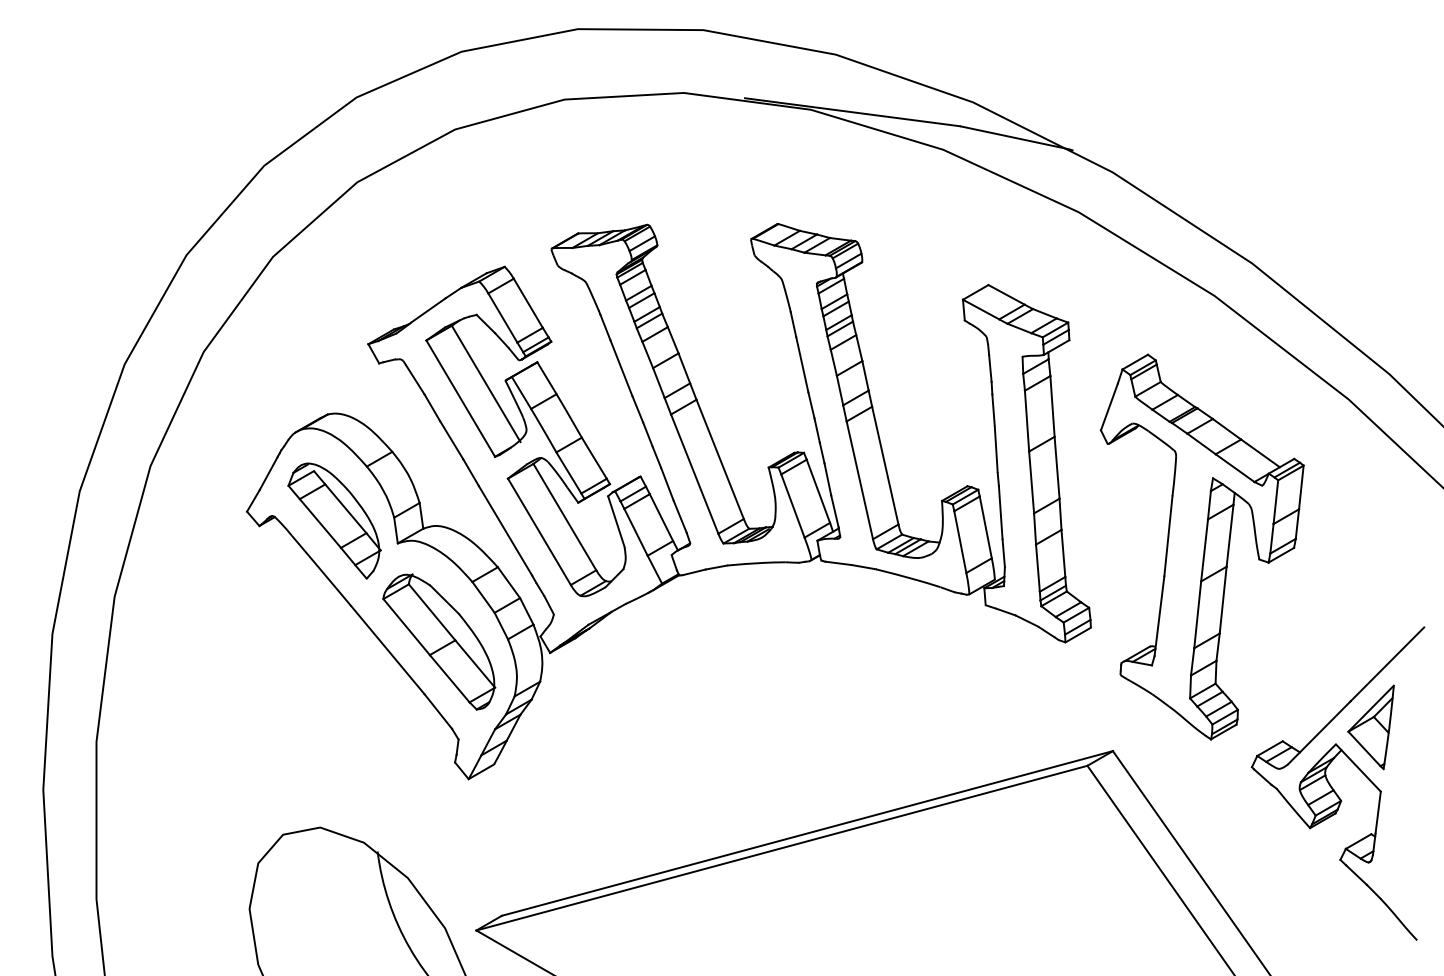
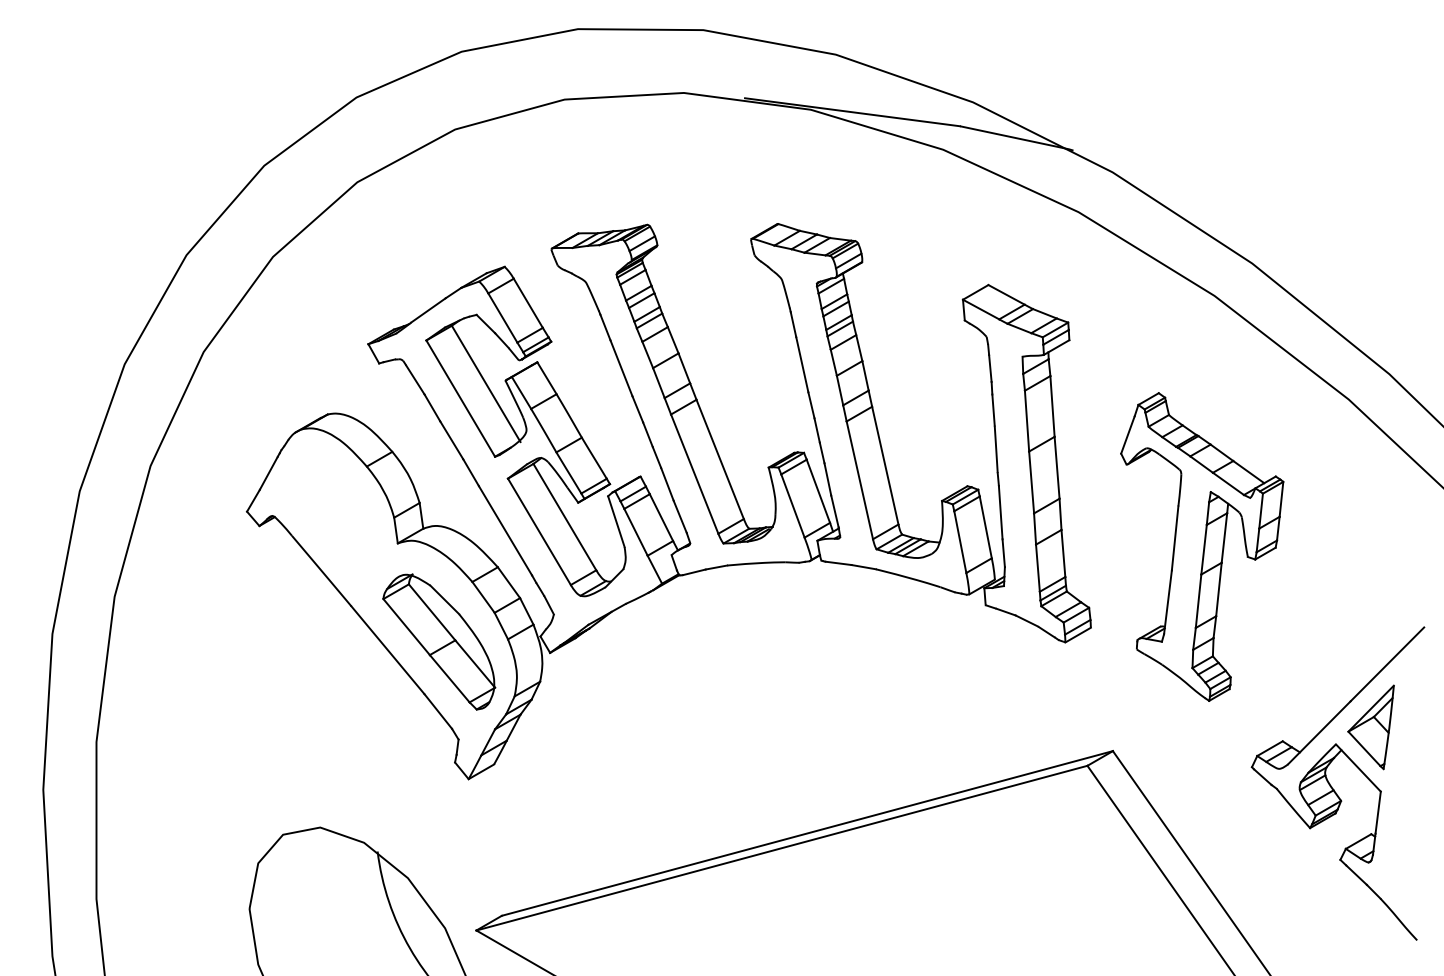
part: present -> none (334, 520)
part size: 206x388 px -> 165x310 px (1202, 546)
